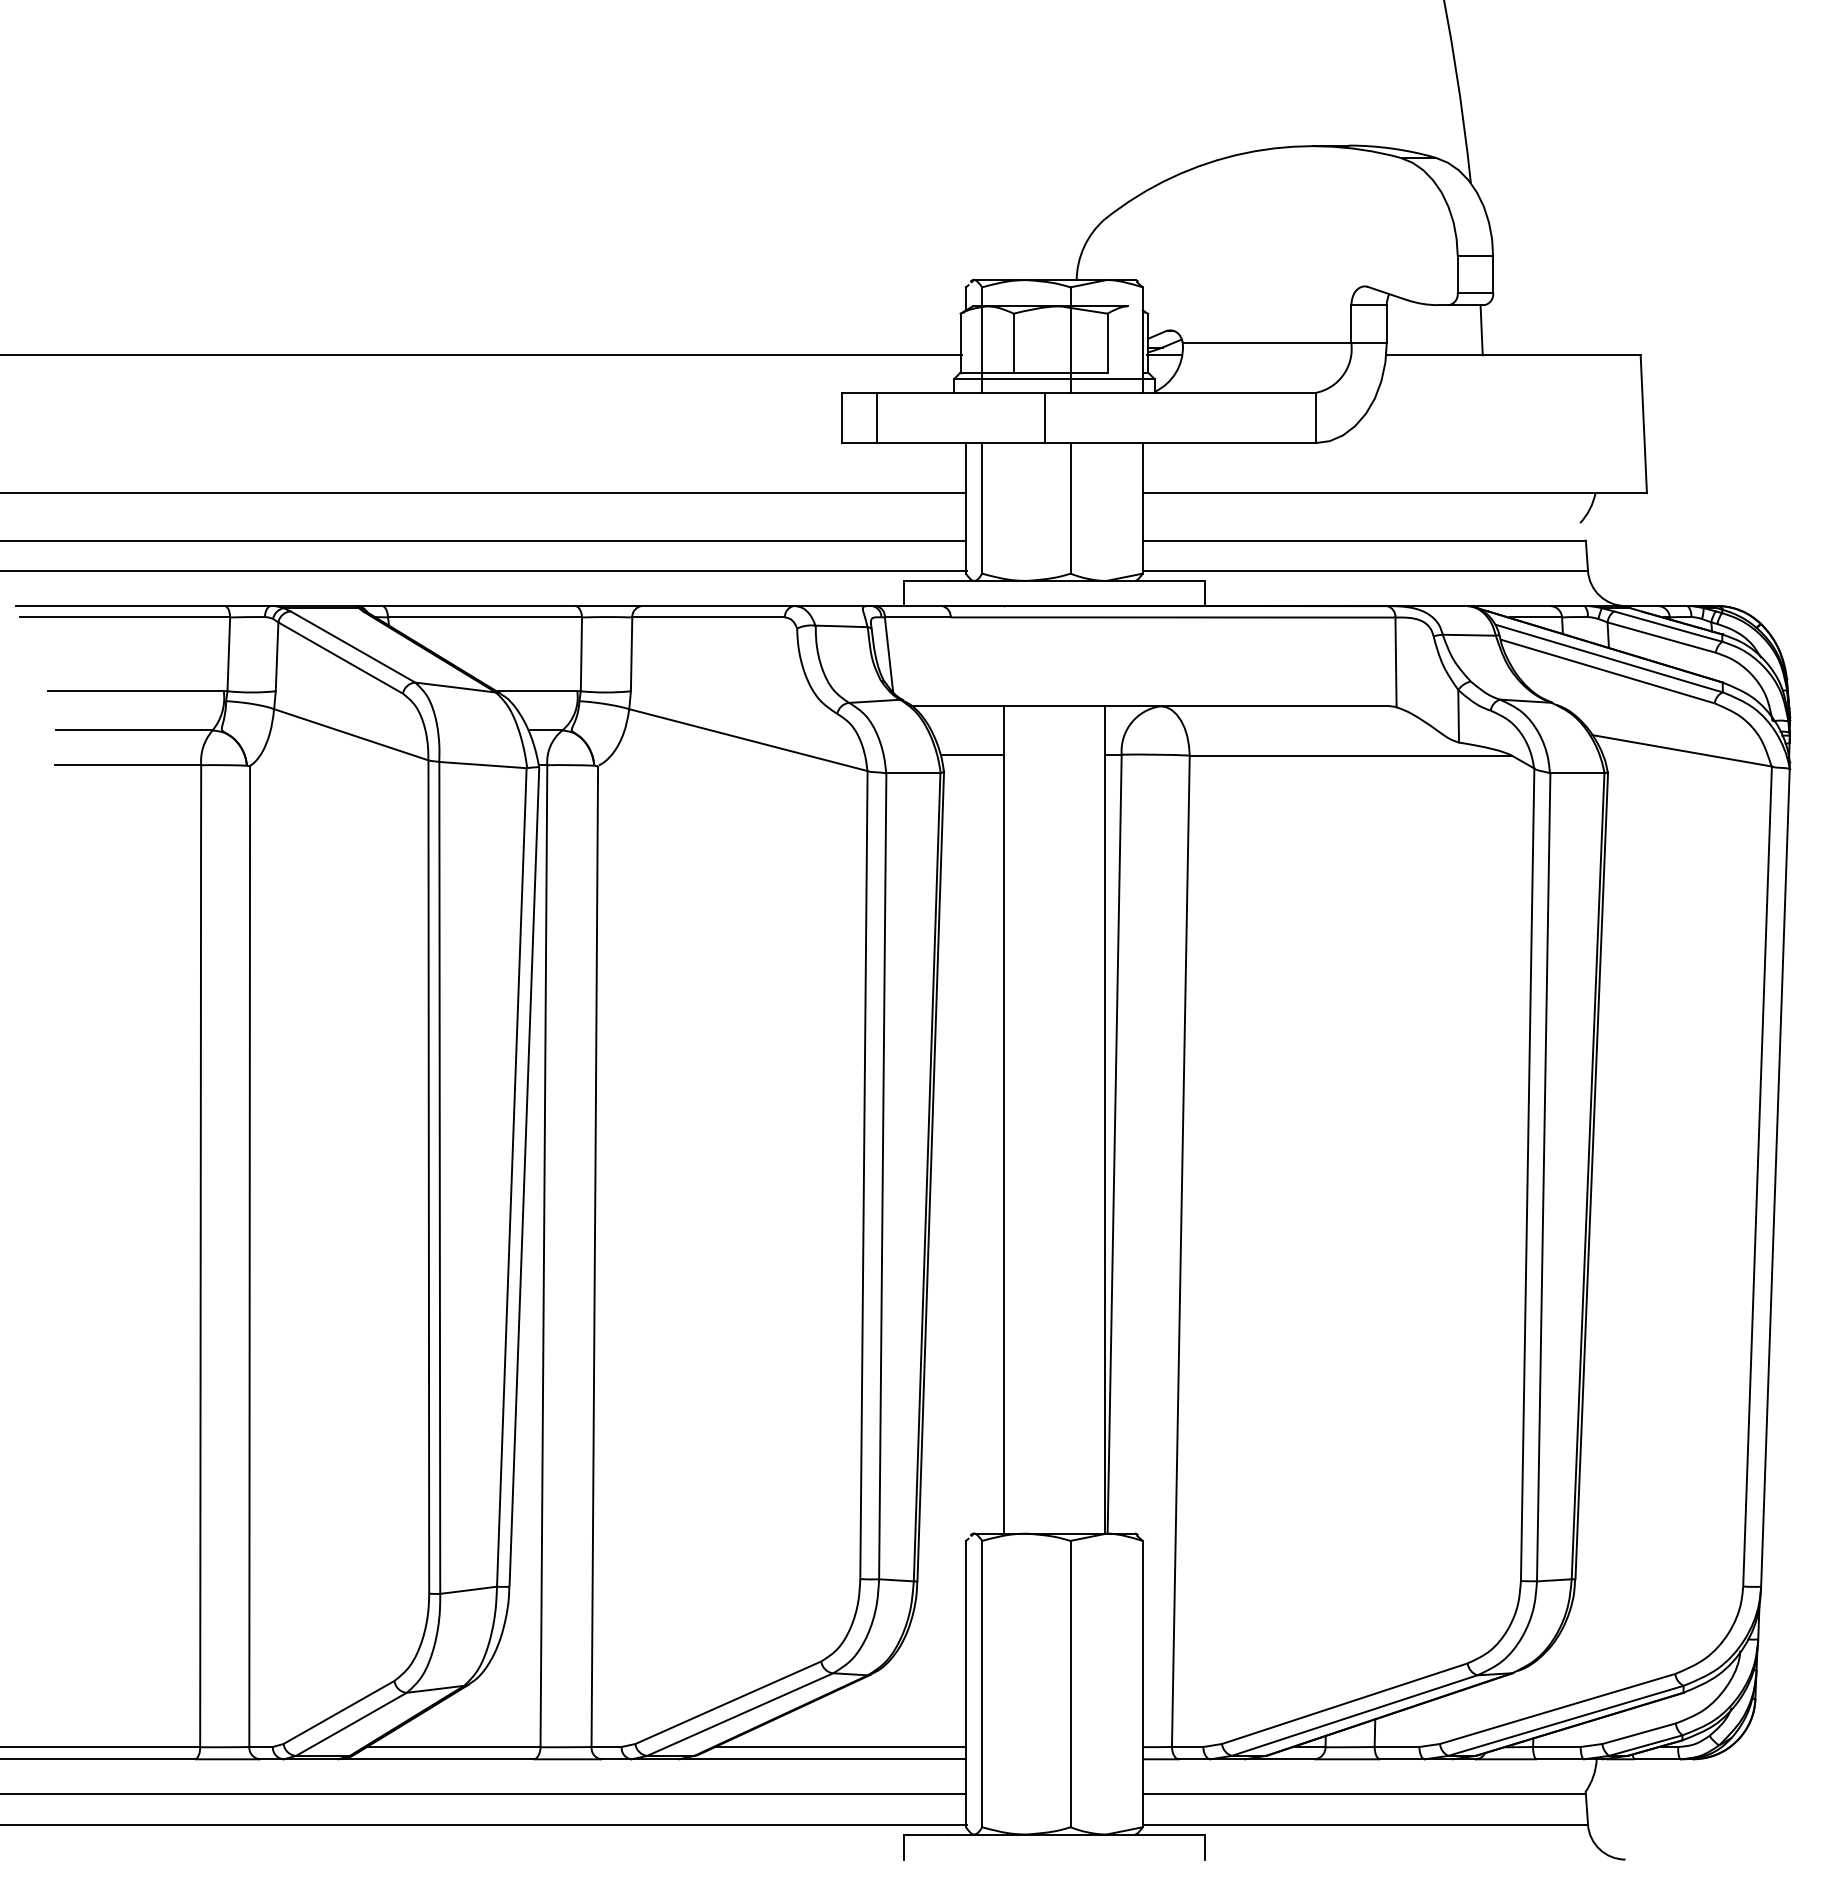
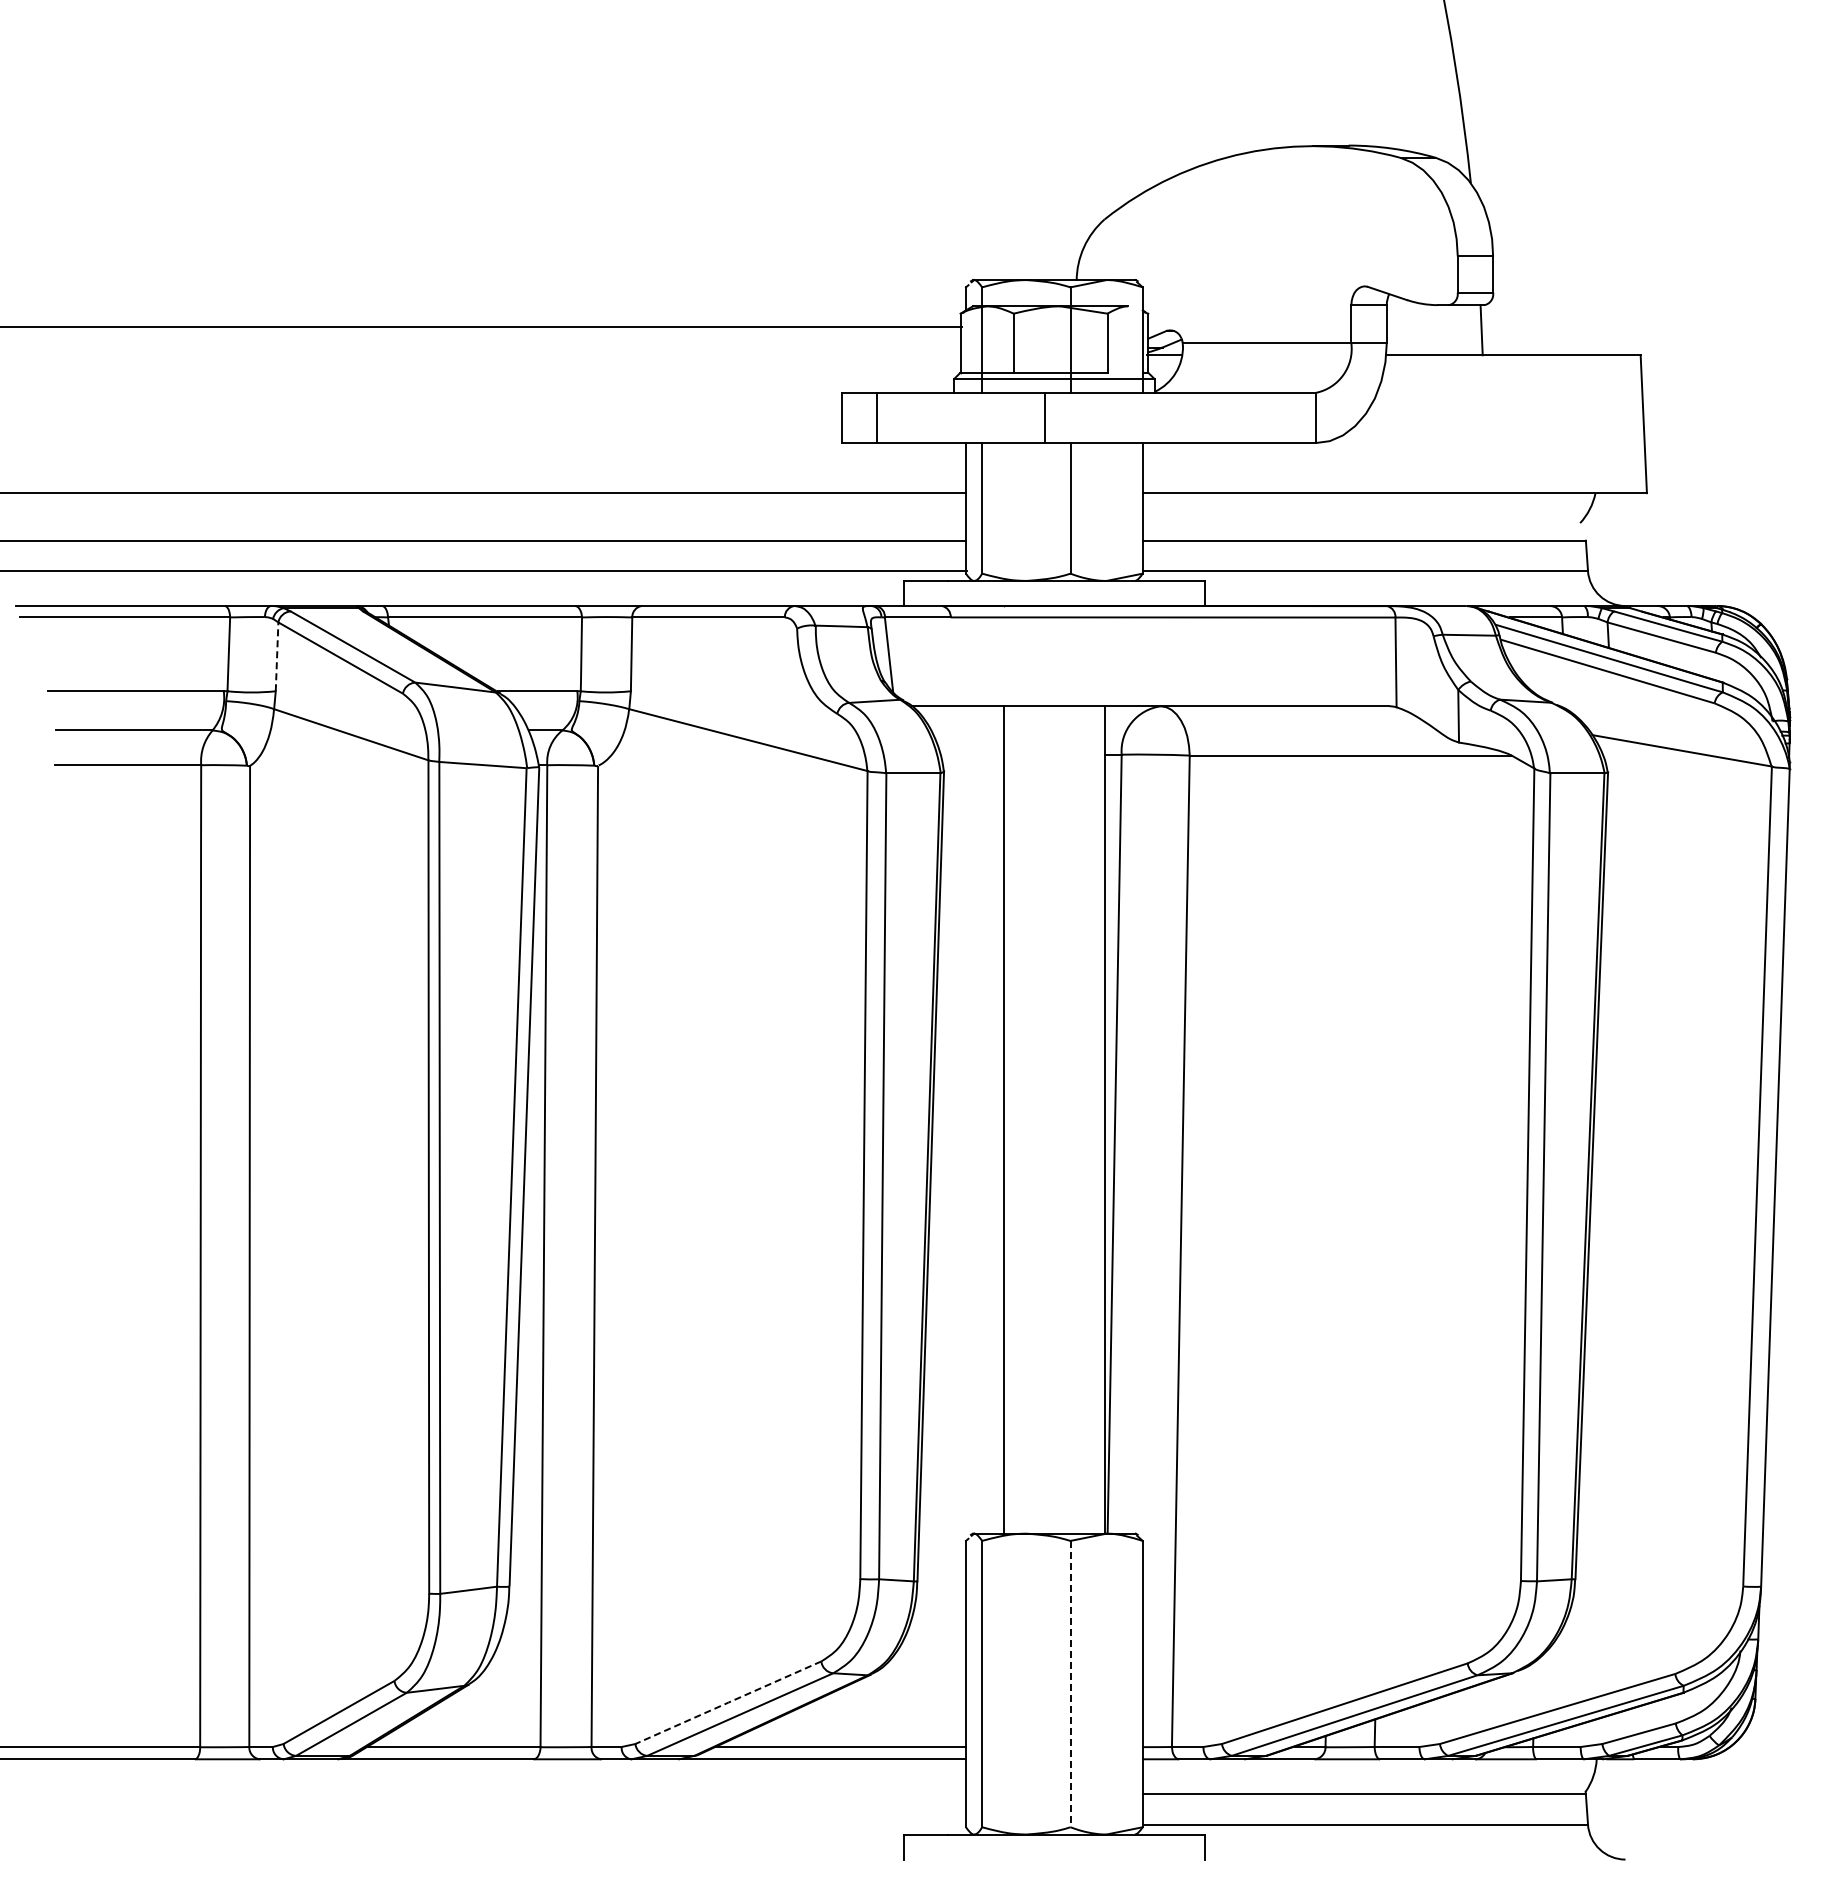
line position: (481, 355) -> (481, 327) (481, 327)
line: solid -> dashed (277, 656)
line: present -> none (973, 754)
line: solid -> dashed (1070, 1684)
line: solid -> dashed (728, 1702)
line: present -> none (483, 1794)
line: present -> none (484, 1824)
